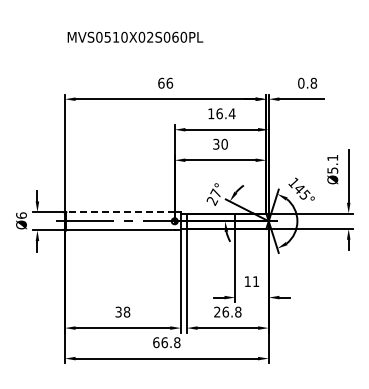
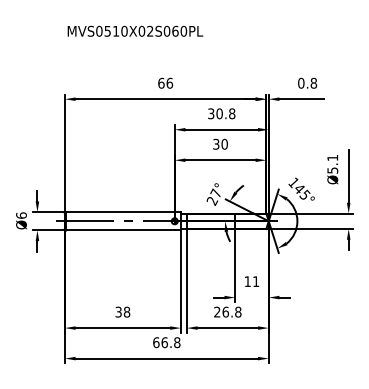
text position: (135, 36) -> (135, 30) (135, 30)
text: 16.4 -> 30.8 (221, 113)
line: dashed -> solid (120, 212)
